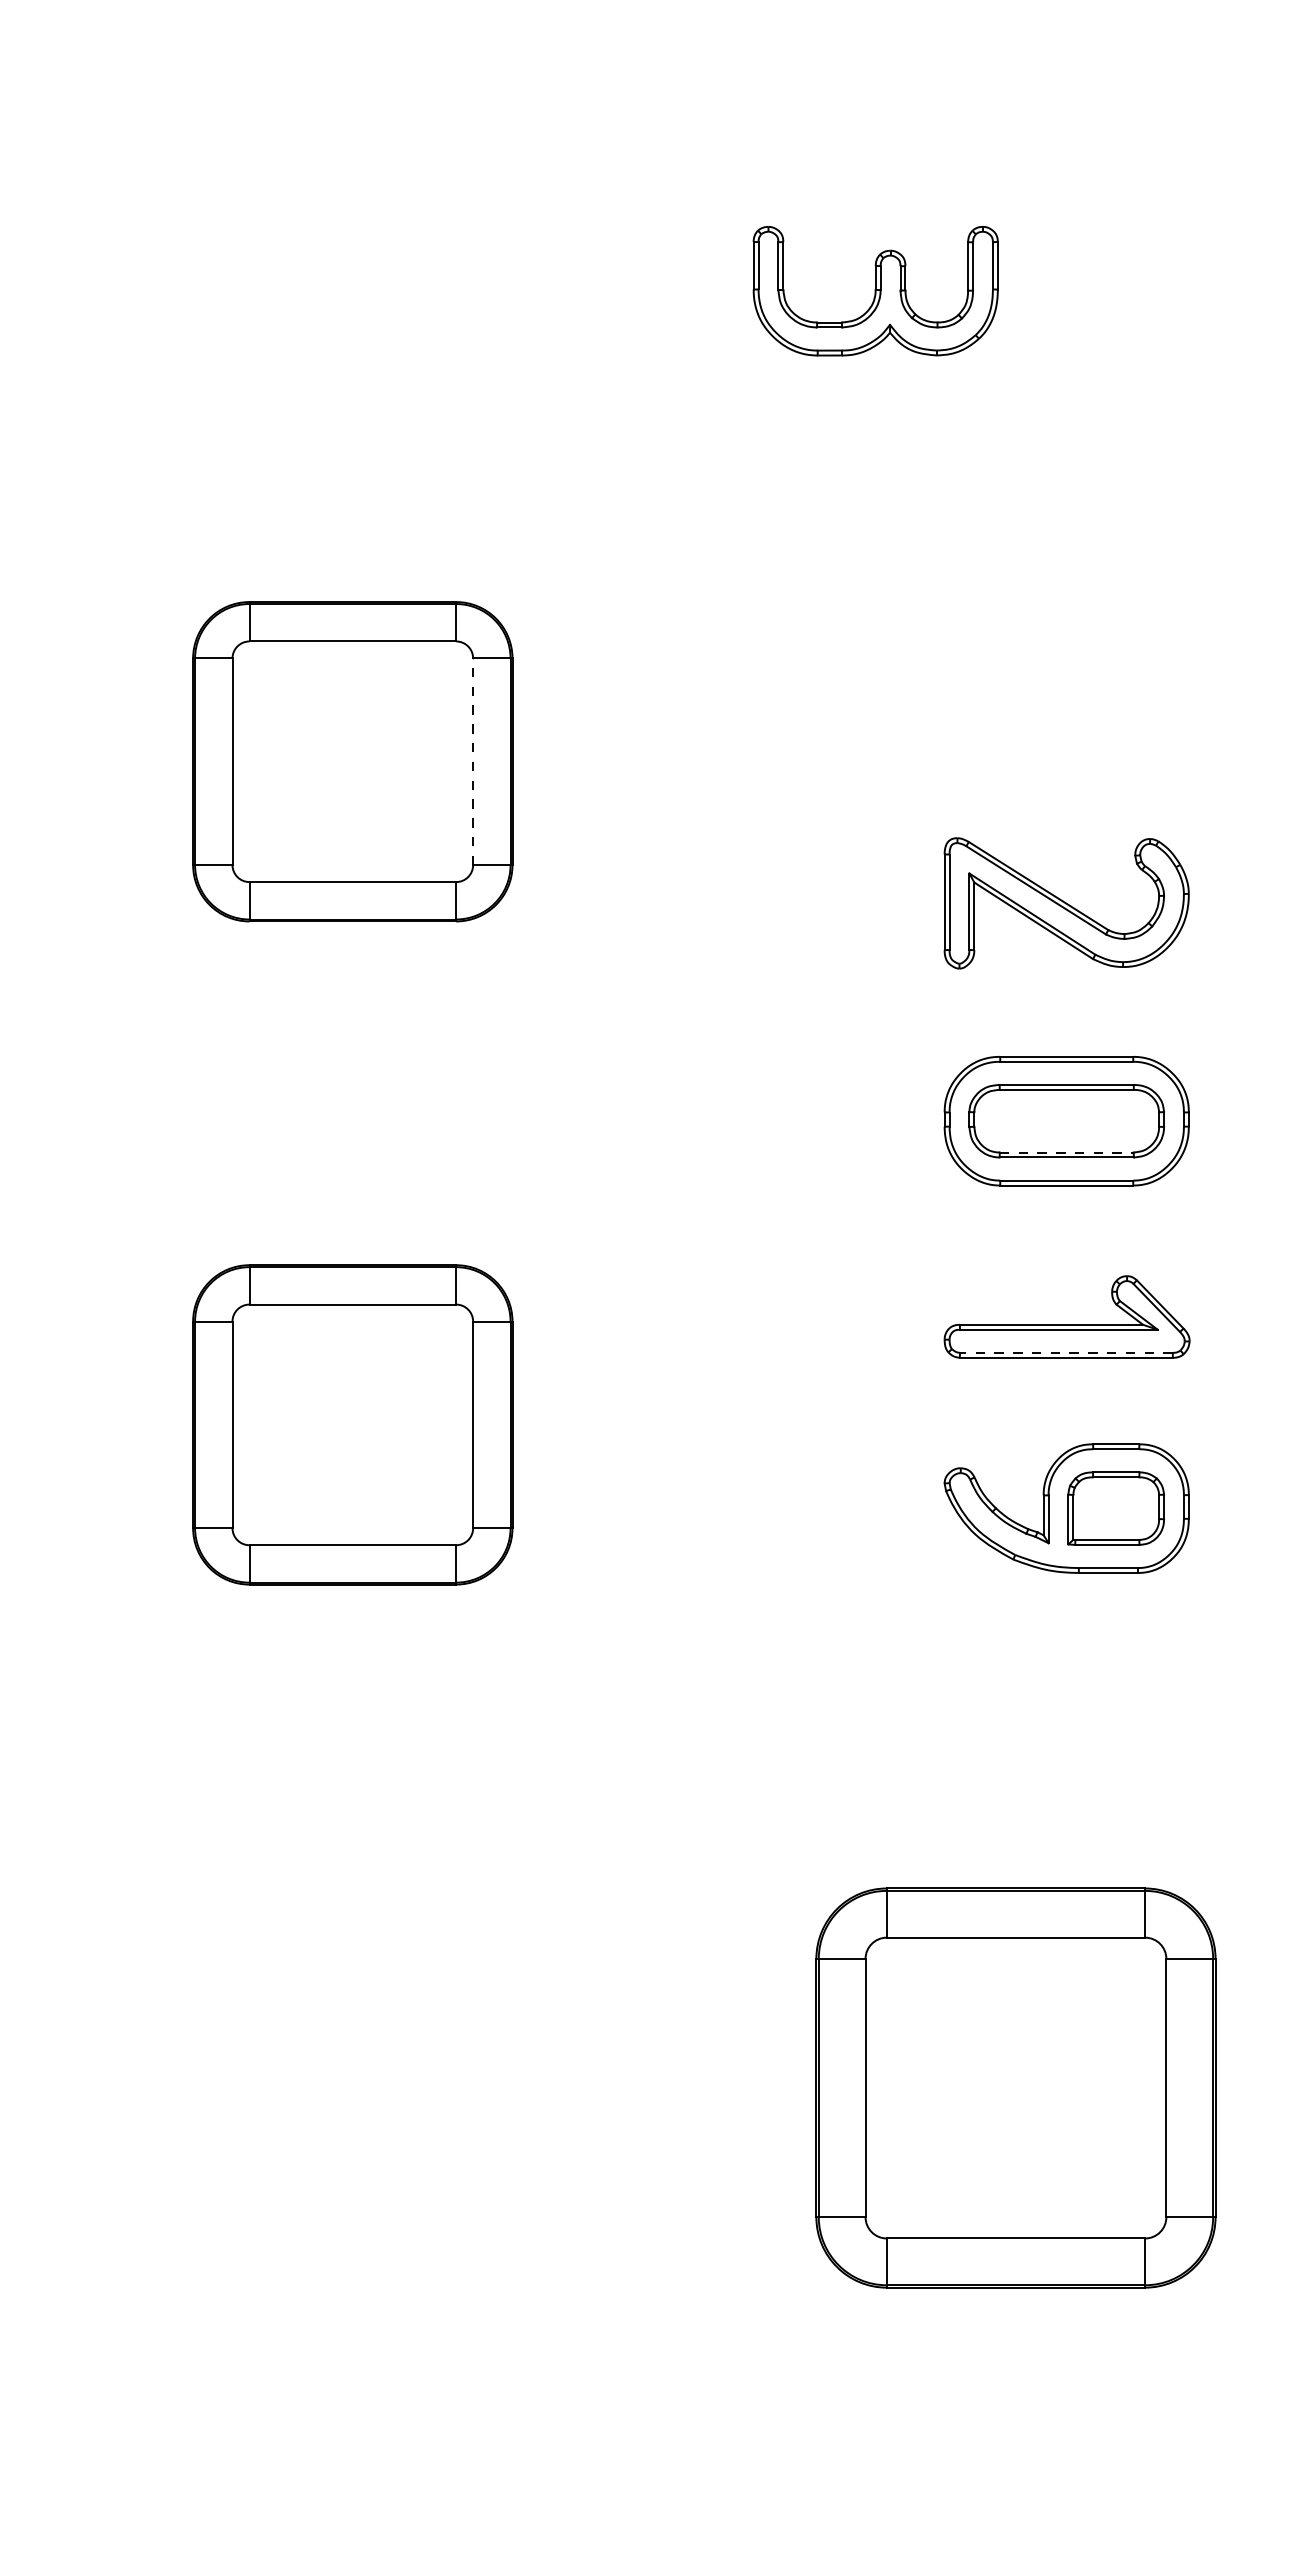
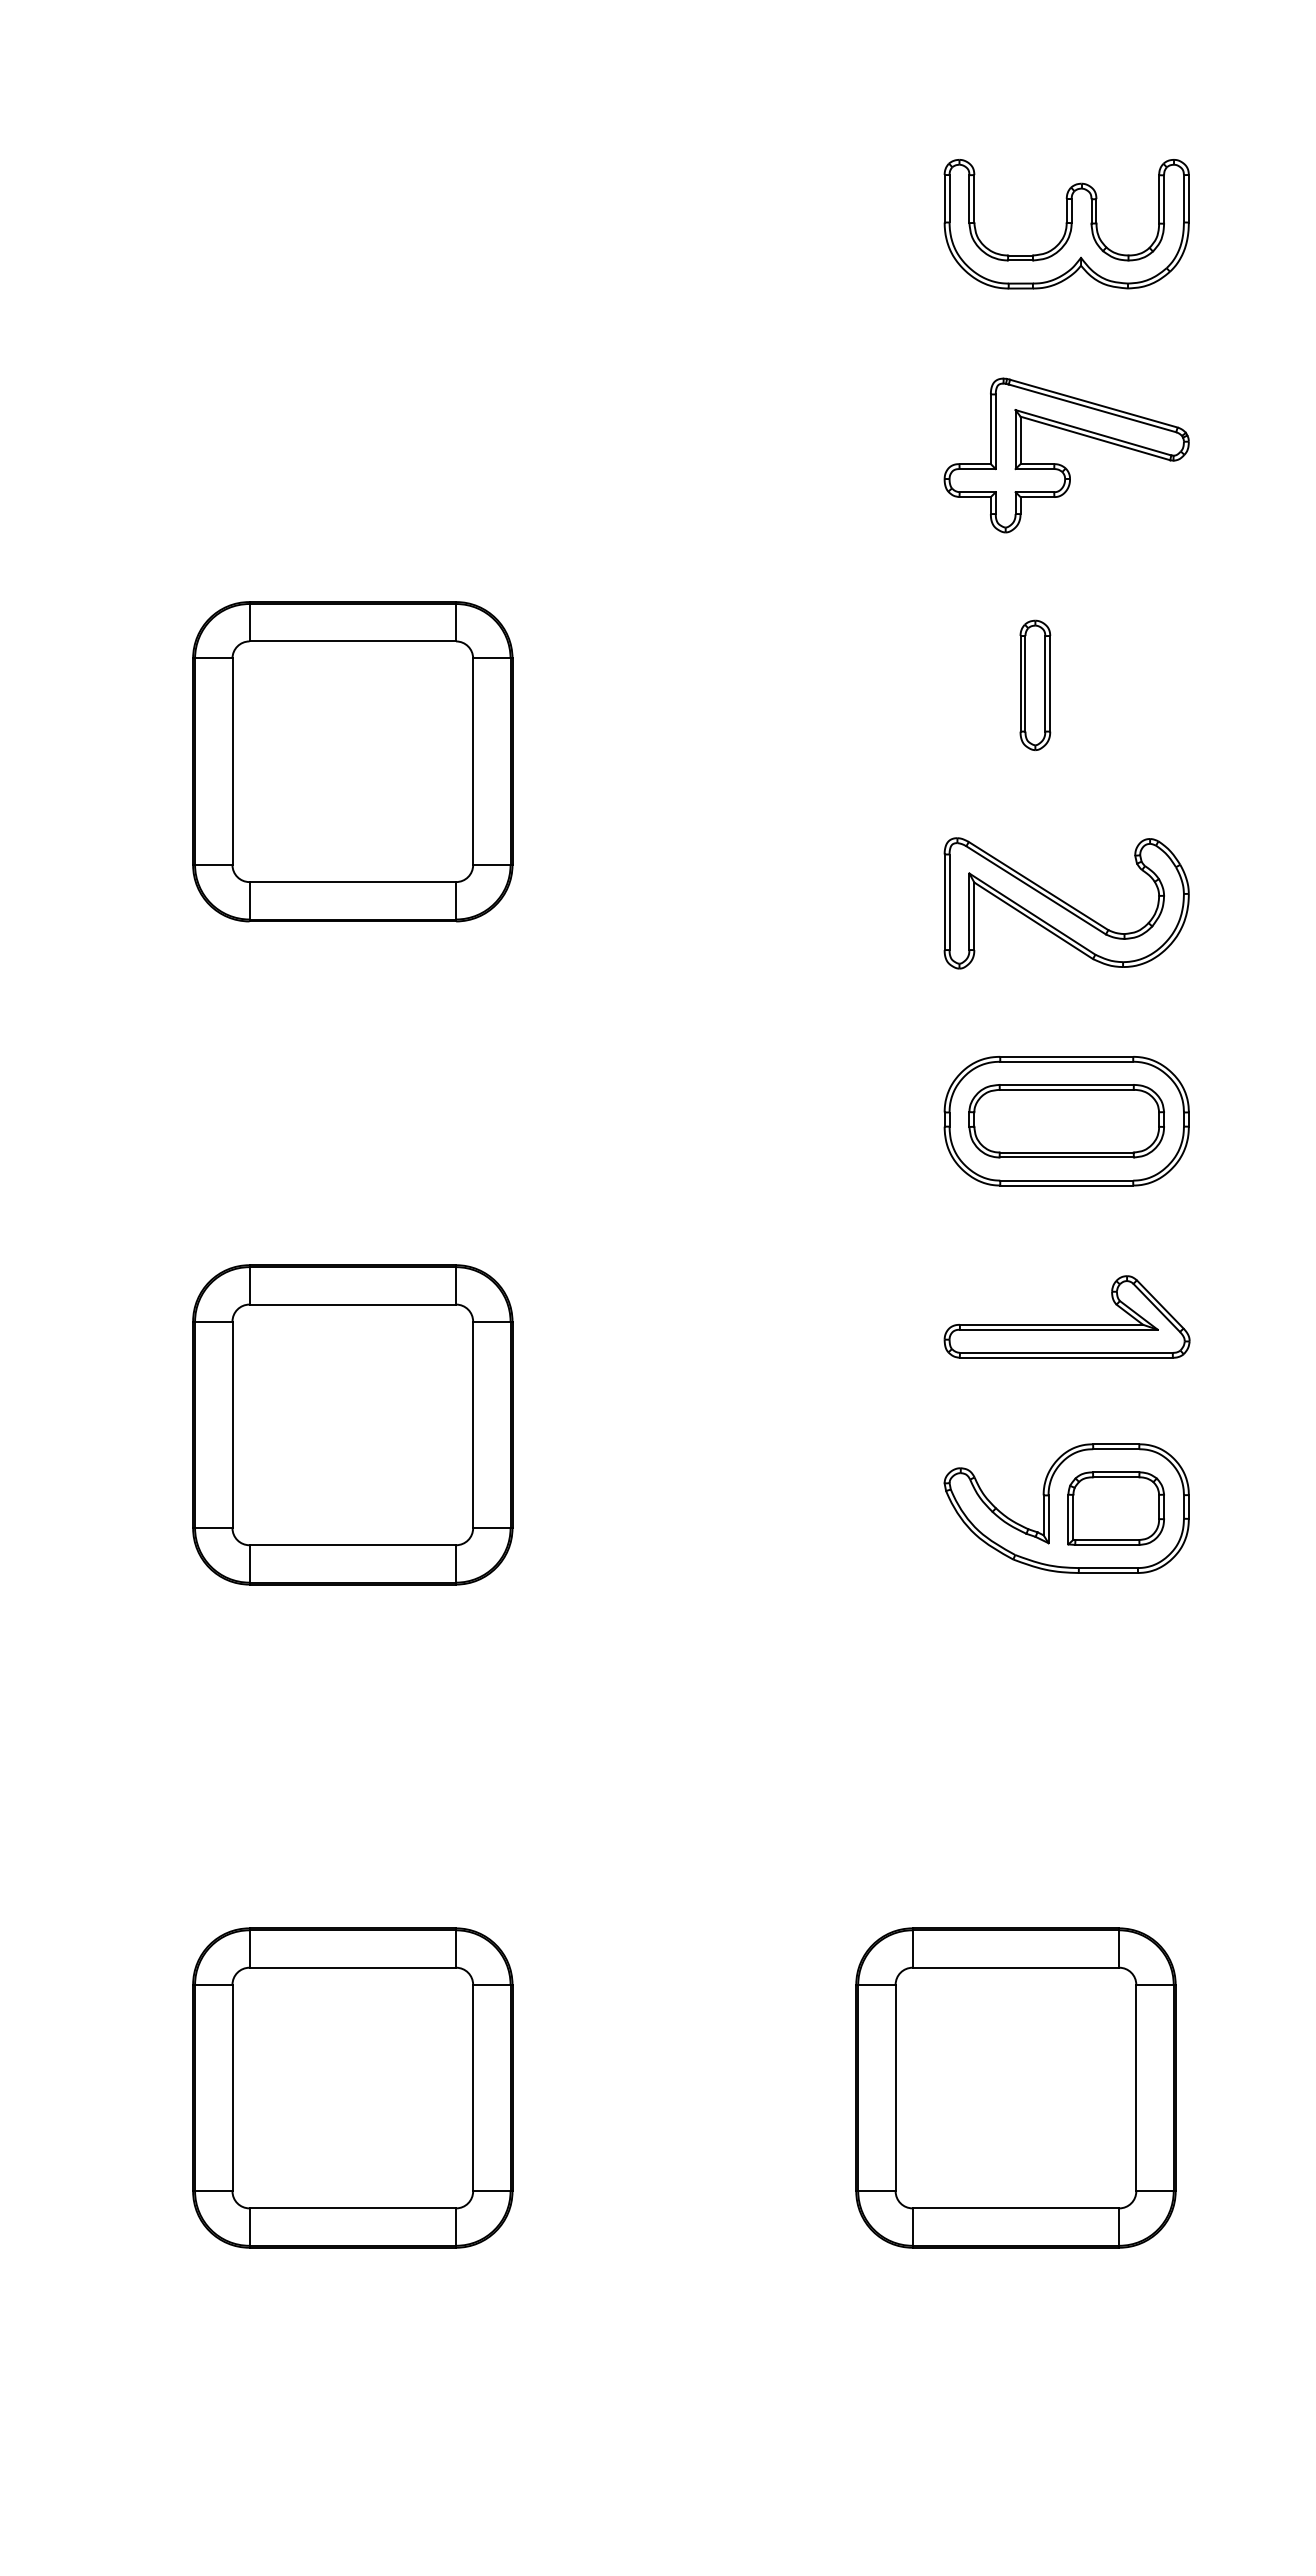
part position: (875, 291) -> (1066, 224) (1066, 224)
part: none -> present (1061, 464)
part: none -> present (1035, 685)
line: dashed -> solid (473, 761)
line: dashed -> solid (1066, 1152)
line: dashed -> solid (1065, 1352)
part: none -> present (352, 2087)
part size: 402x402 px -> 322x322 px (1015, 2087)
